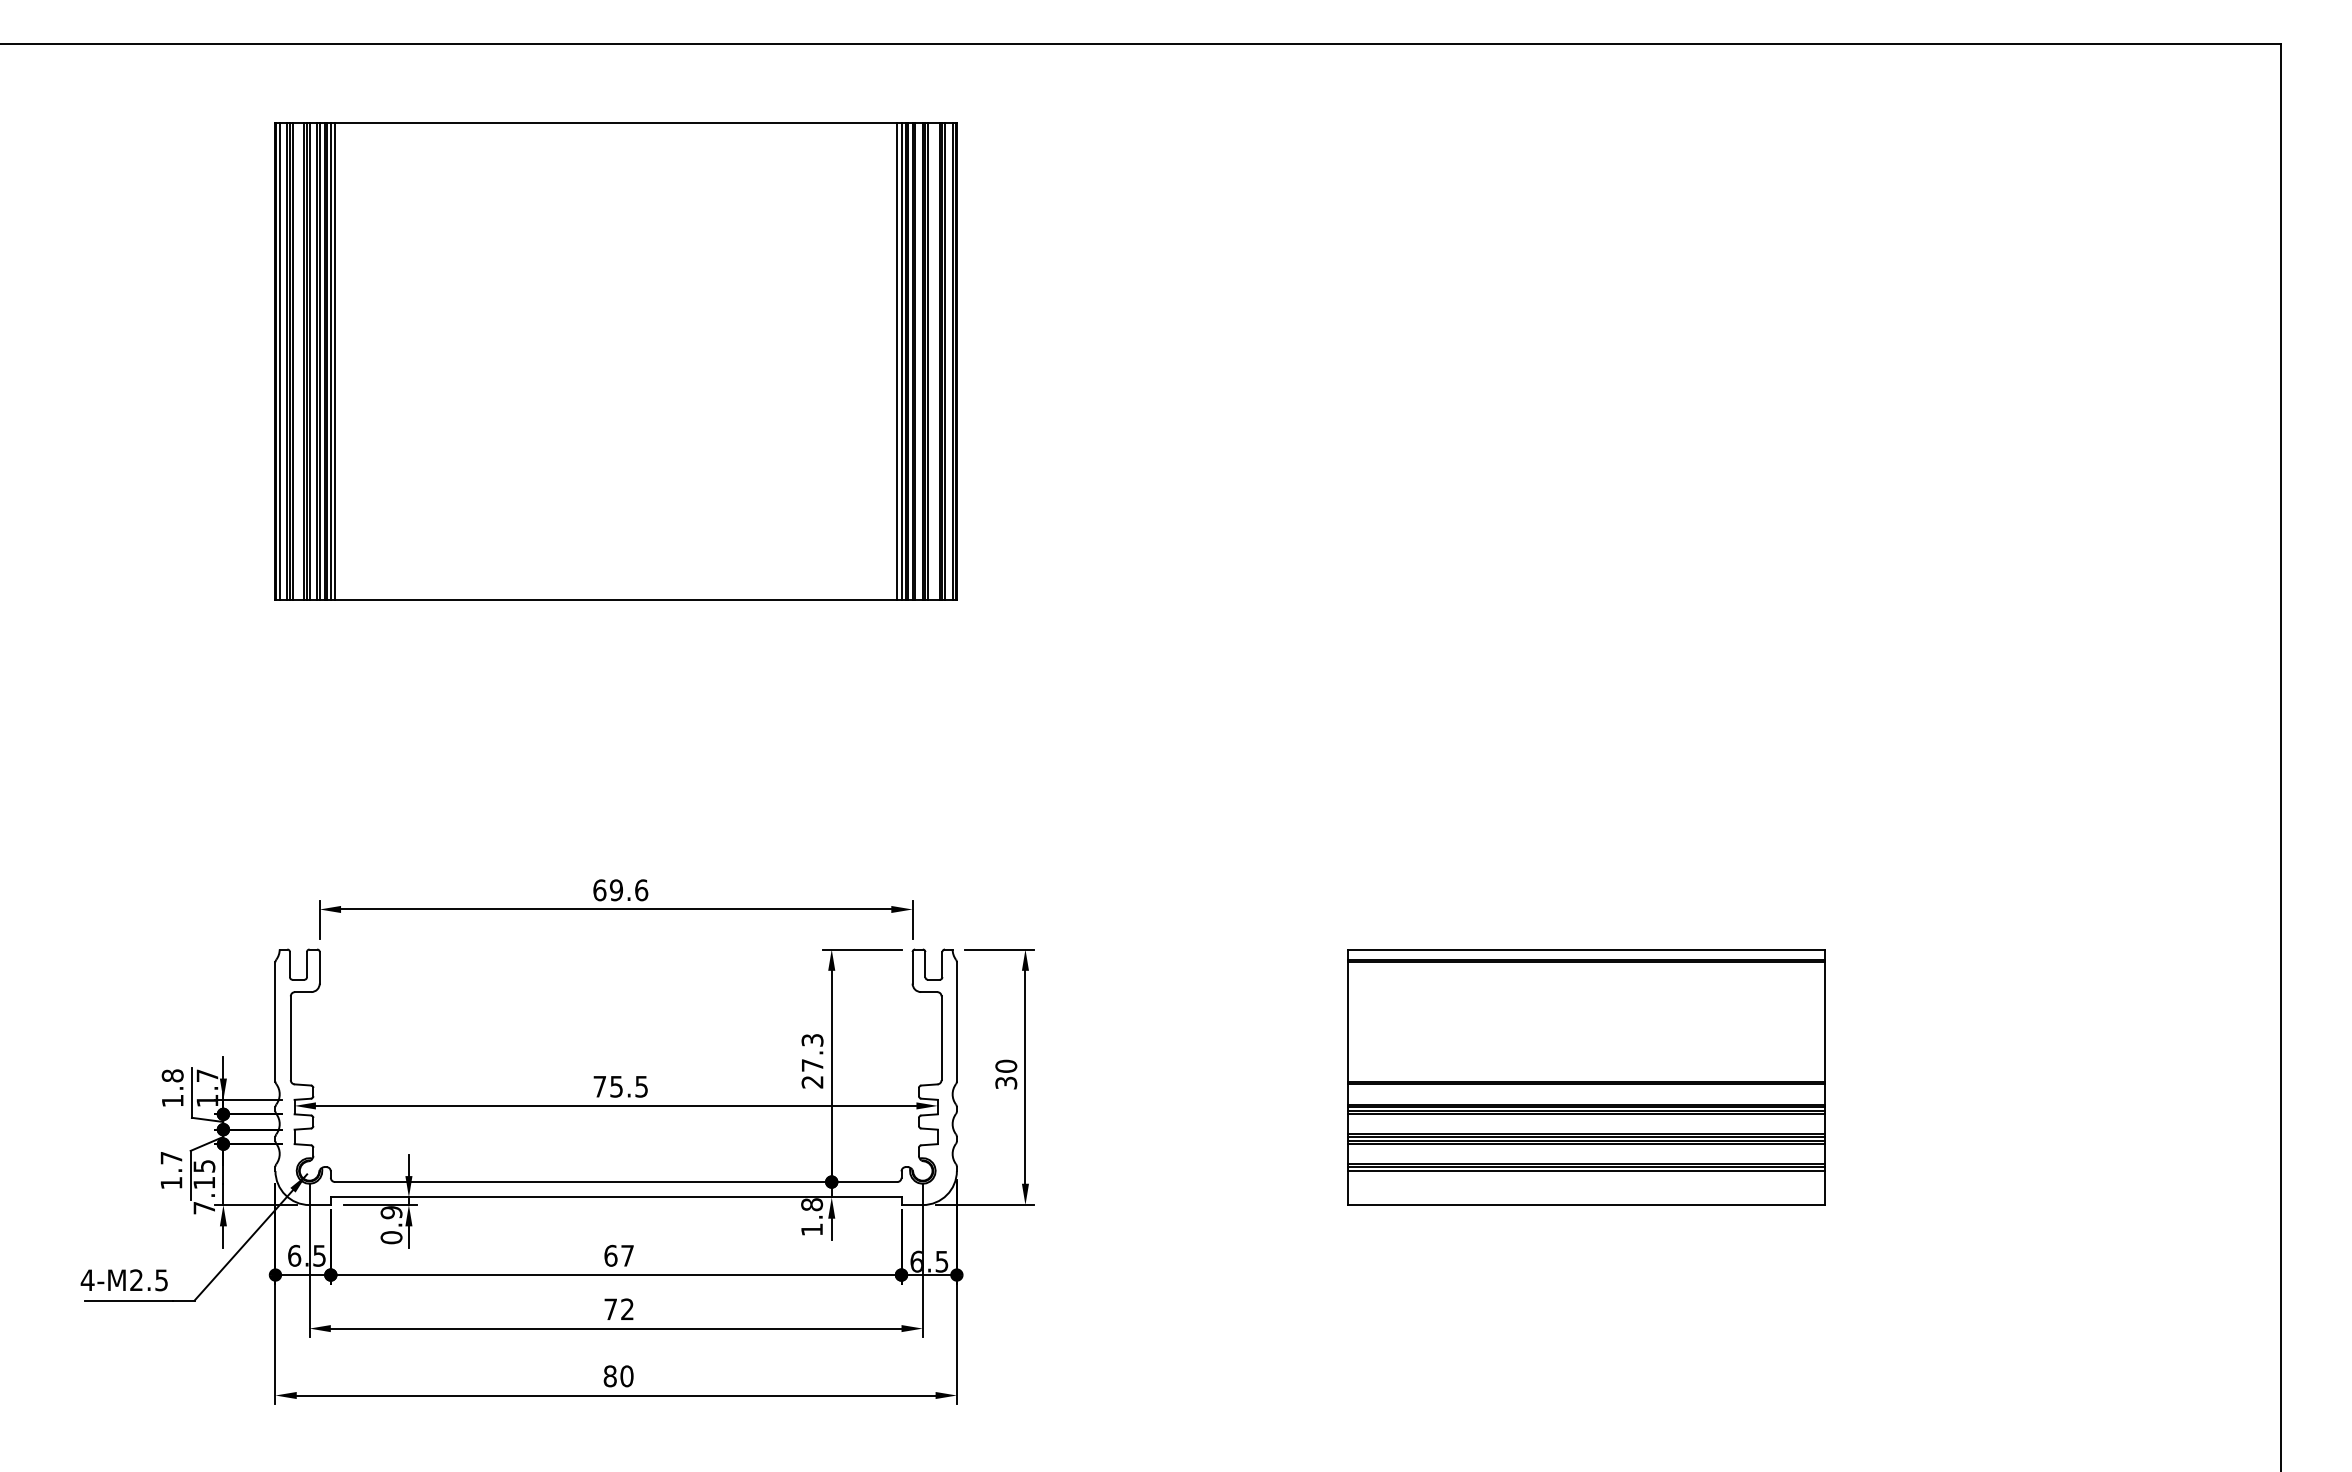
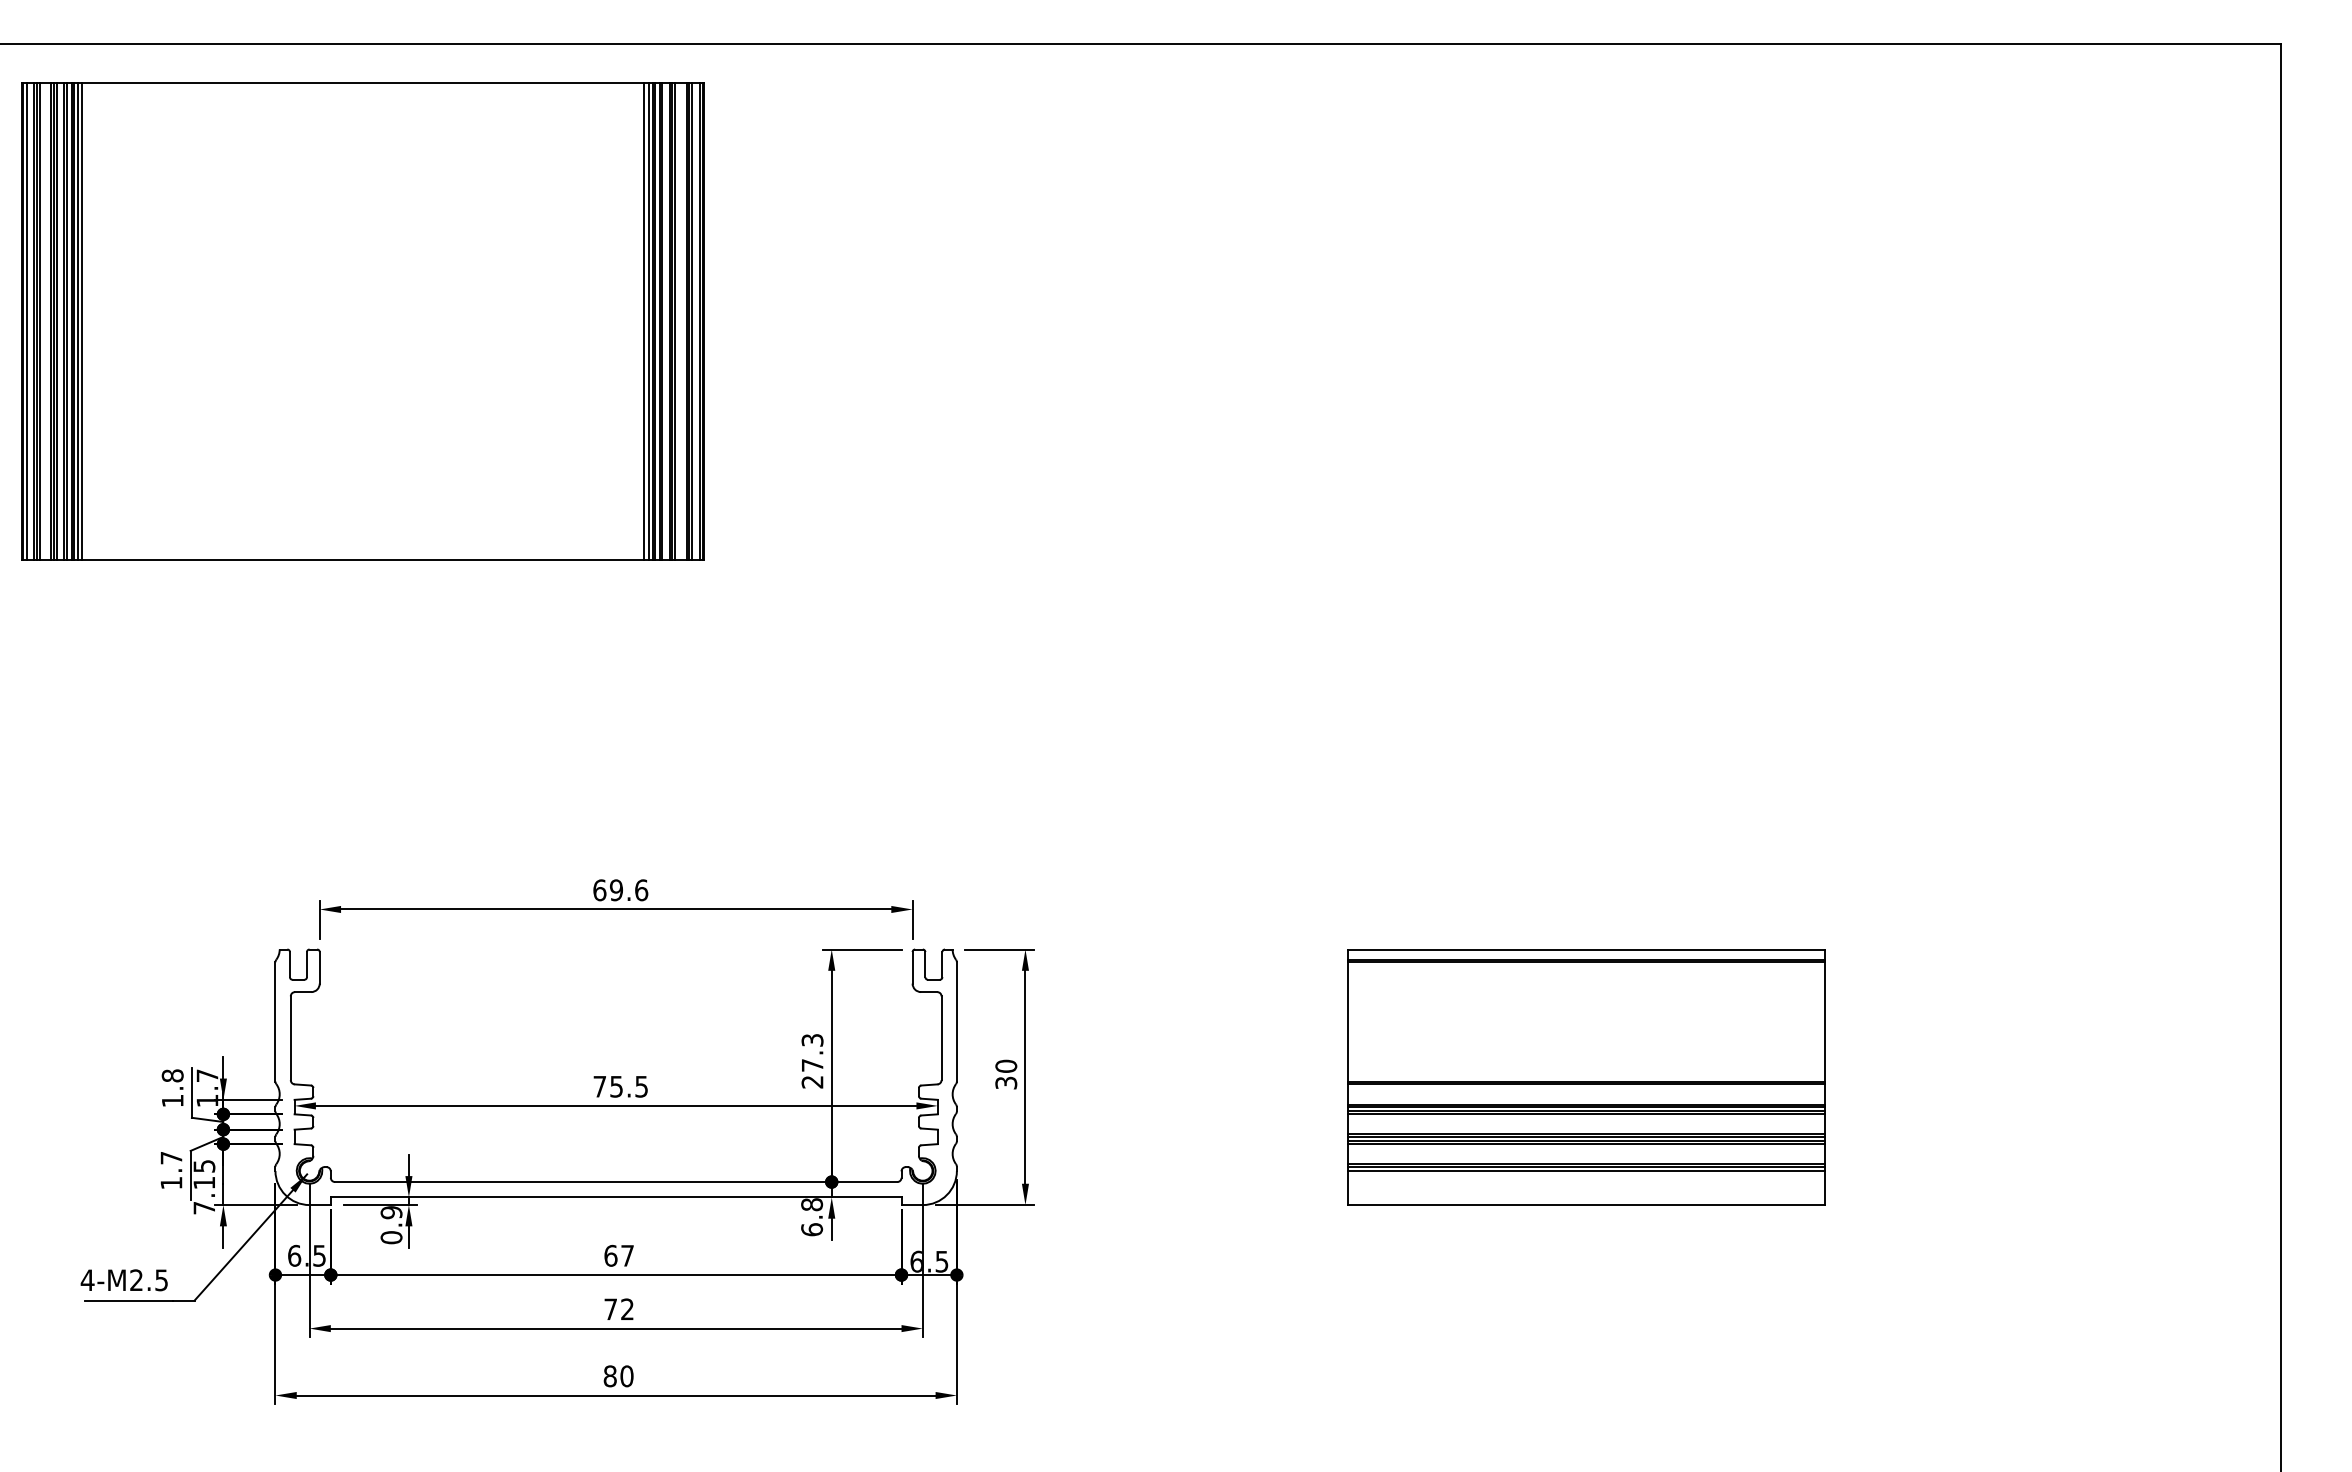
part position: (615, 361) -> (362, 321) (362, 321)
text: 1.8 -> 6.8 (812, 1229)
